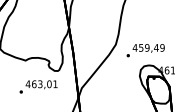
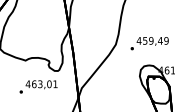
text position: (145, 50) -> (149, 43) (149, 43)
